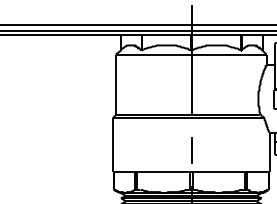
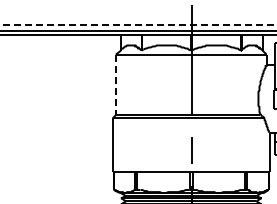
line: solid -> dashed (138, 24)
line: solid -> dashed (115, 85)
